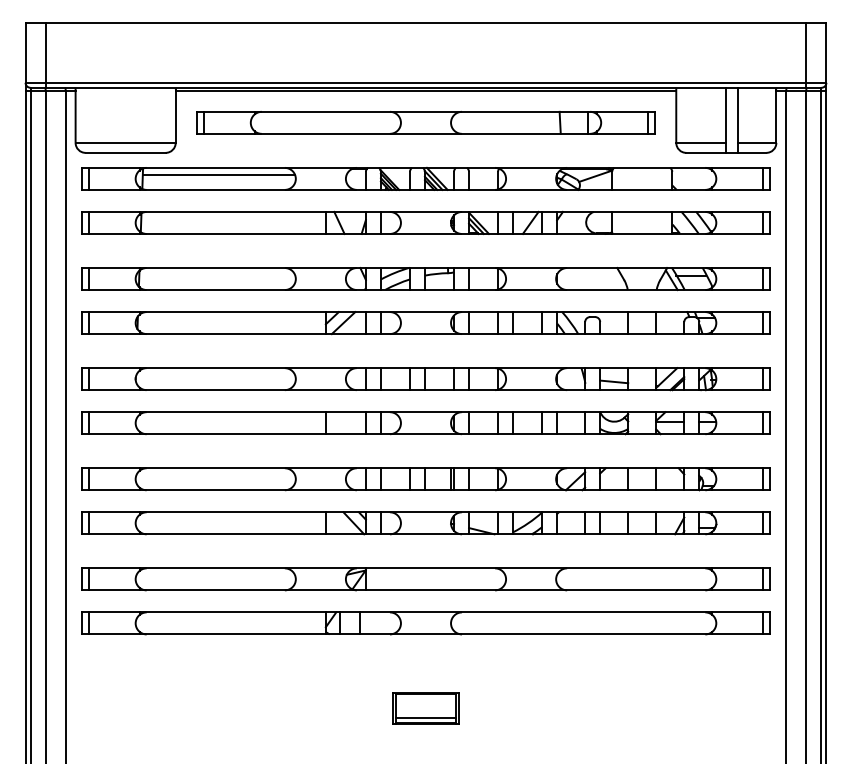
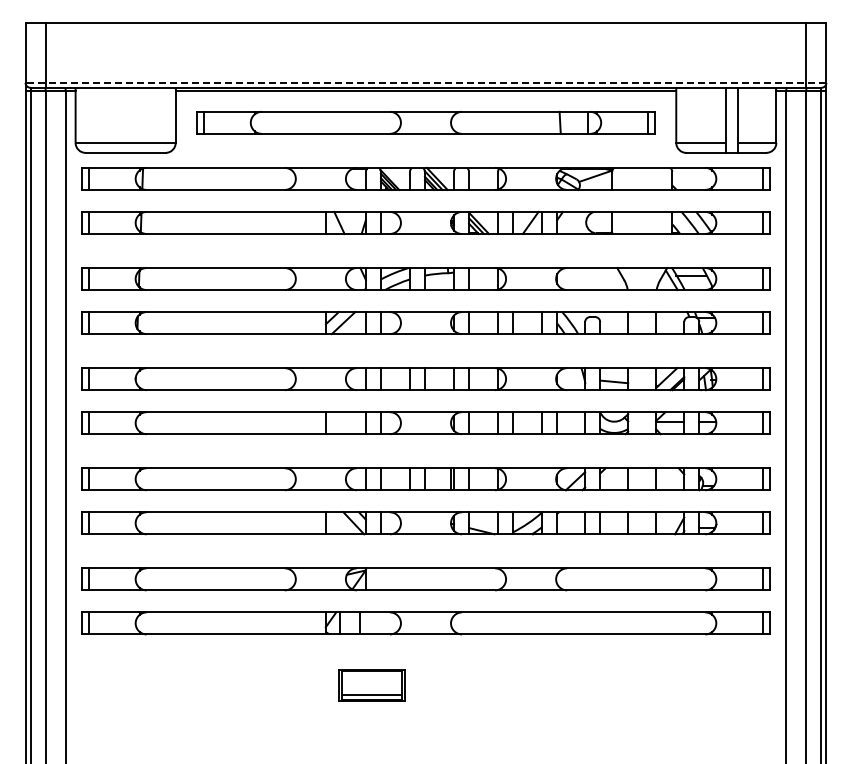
line: solid -> dashed (425, 82)
line: present -> none (218, 174)
part position: (425, 708) -> (371, 685) (371, 685)
